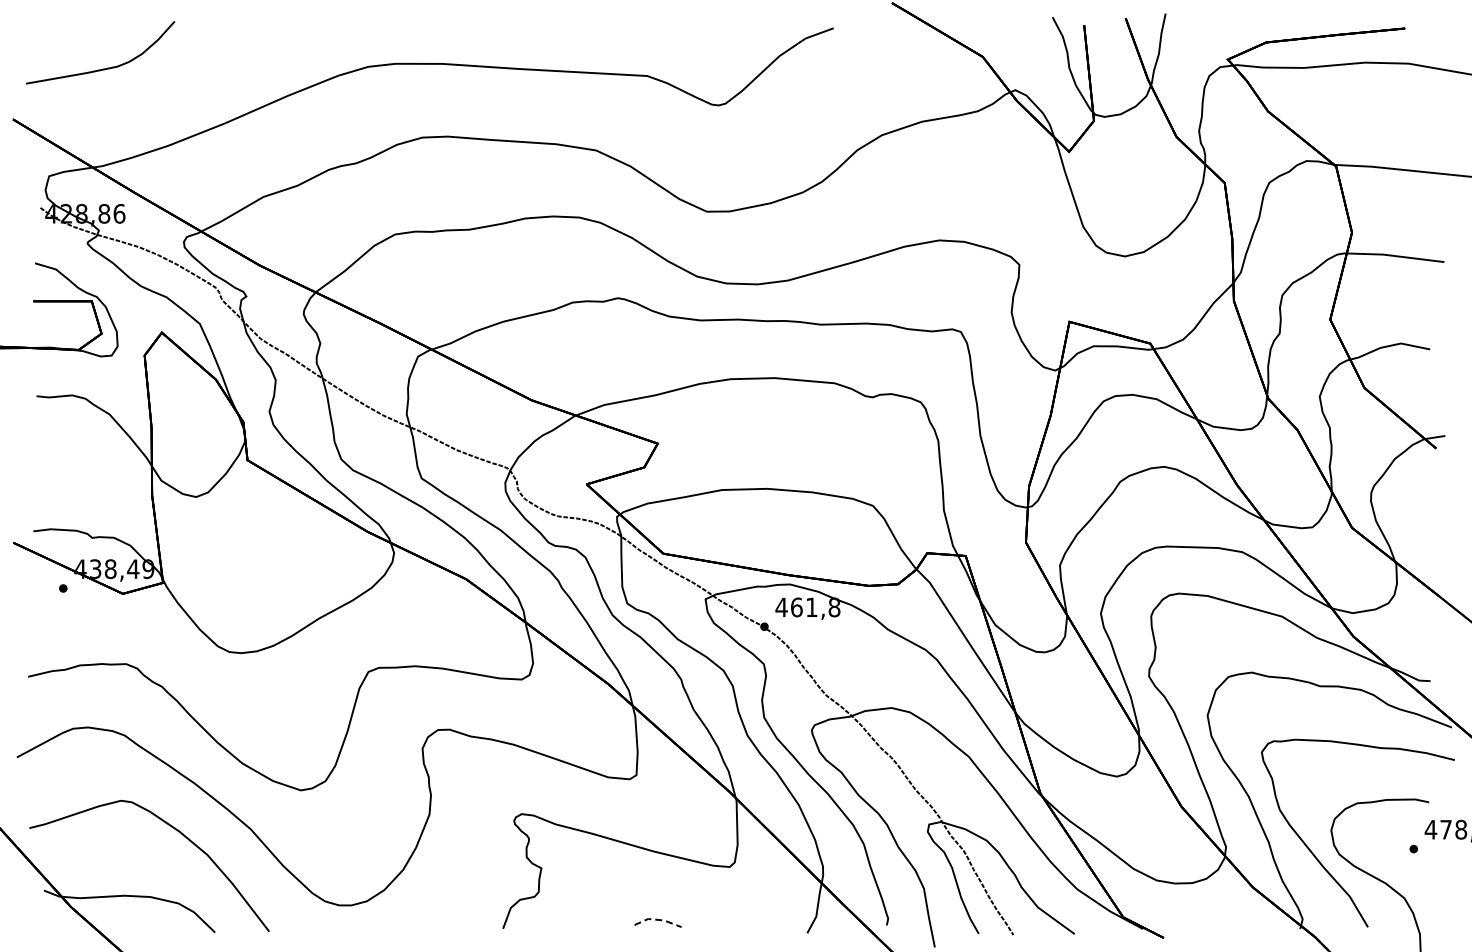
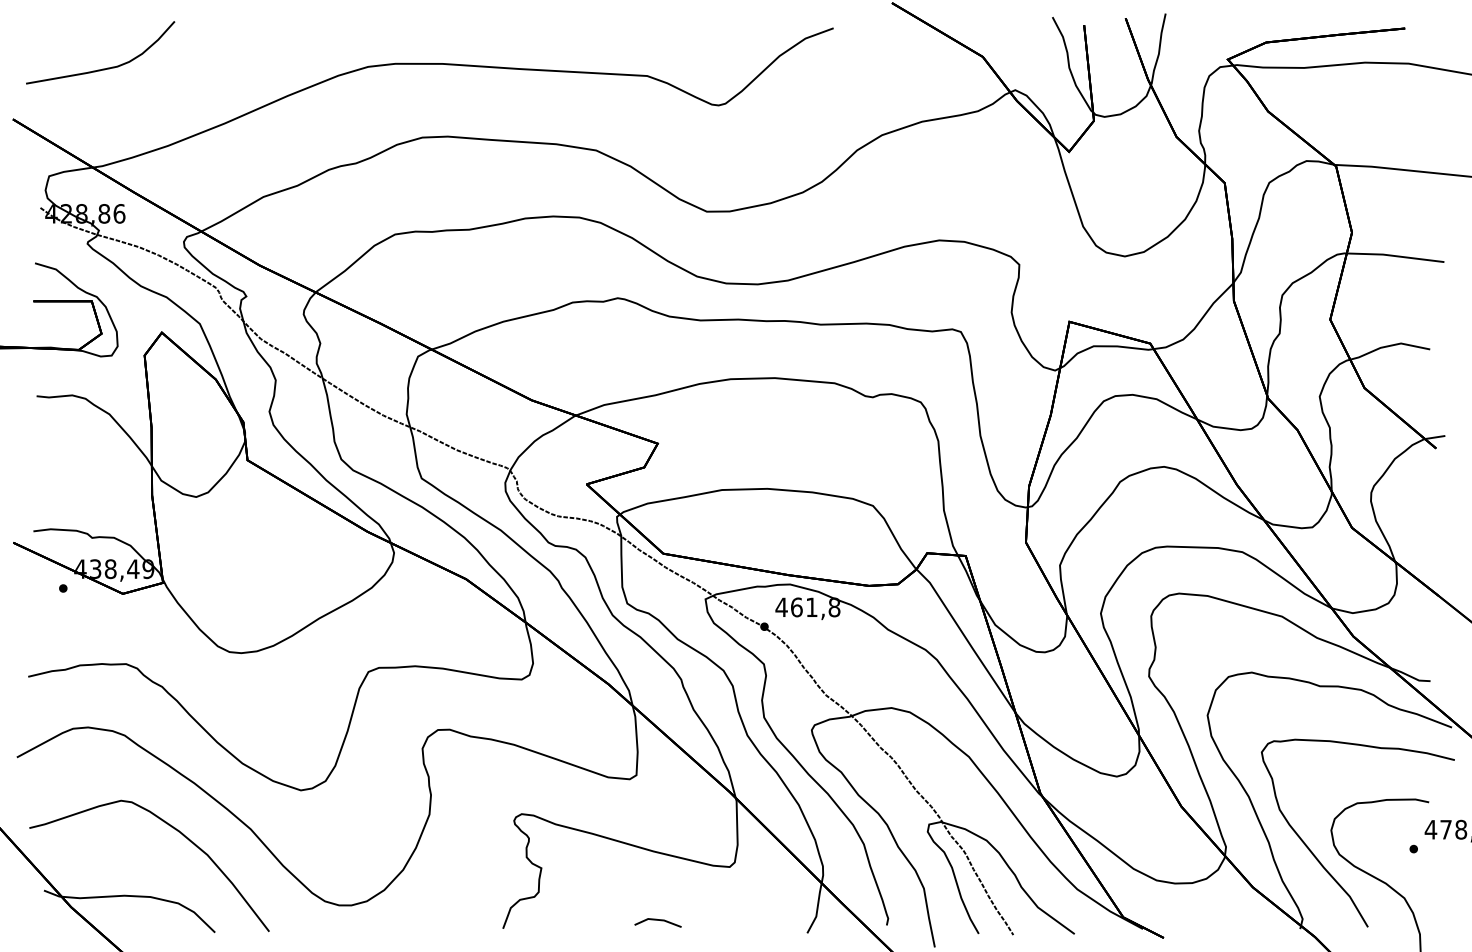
line: dashed -> solid (658, 919)
